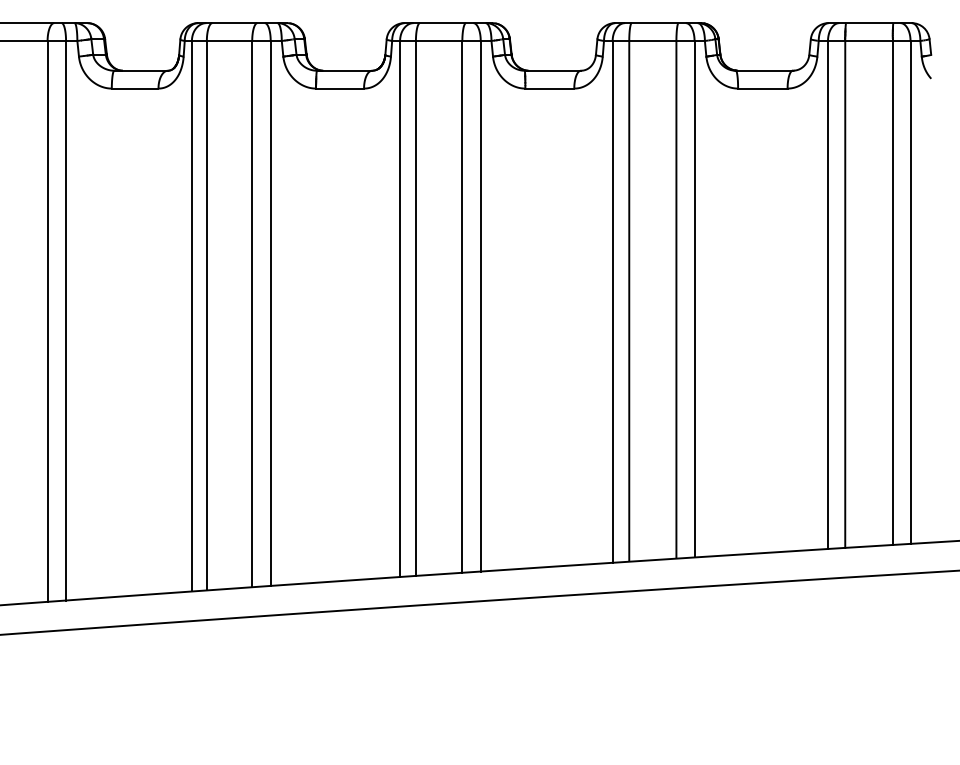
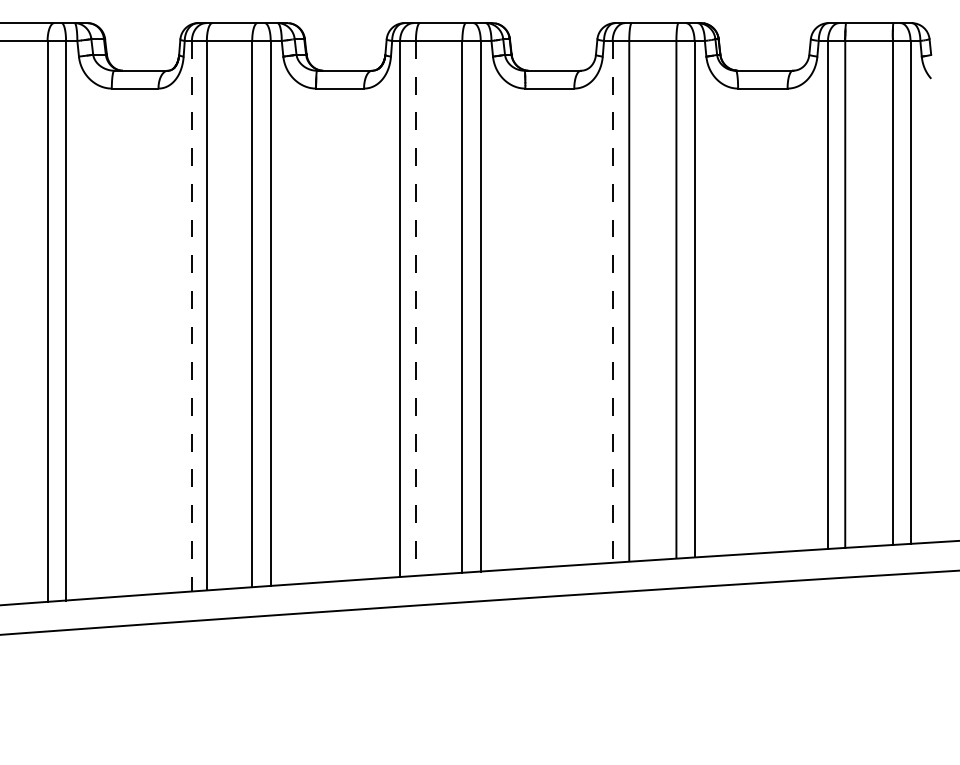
line: solid -> dashed (612, 301)
line: solid -> dashed (415, 308)
line: solid -> dashed (191, 316)
